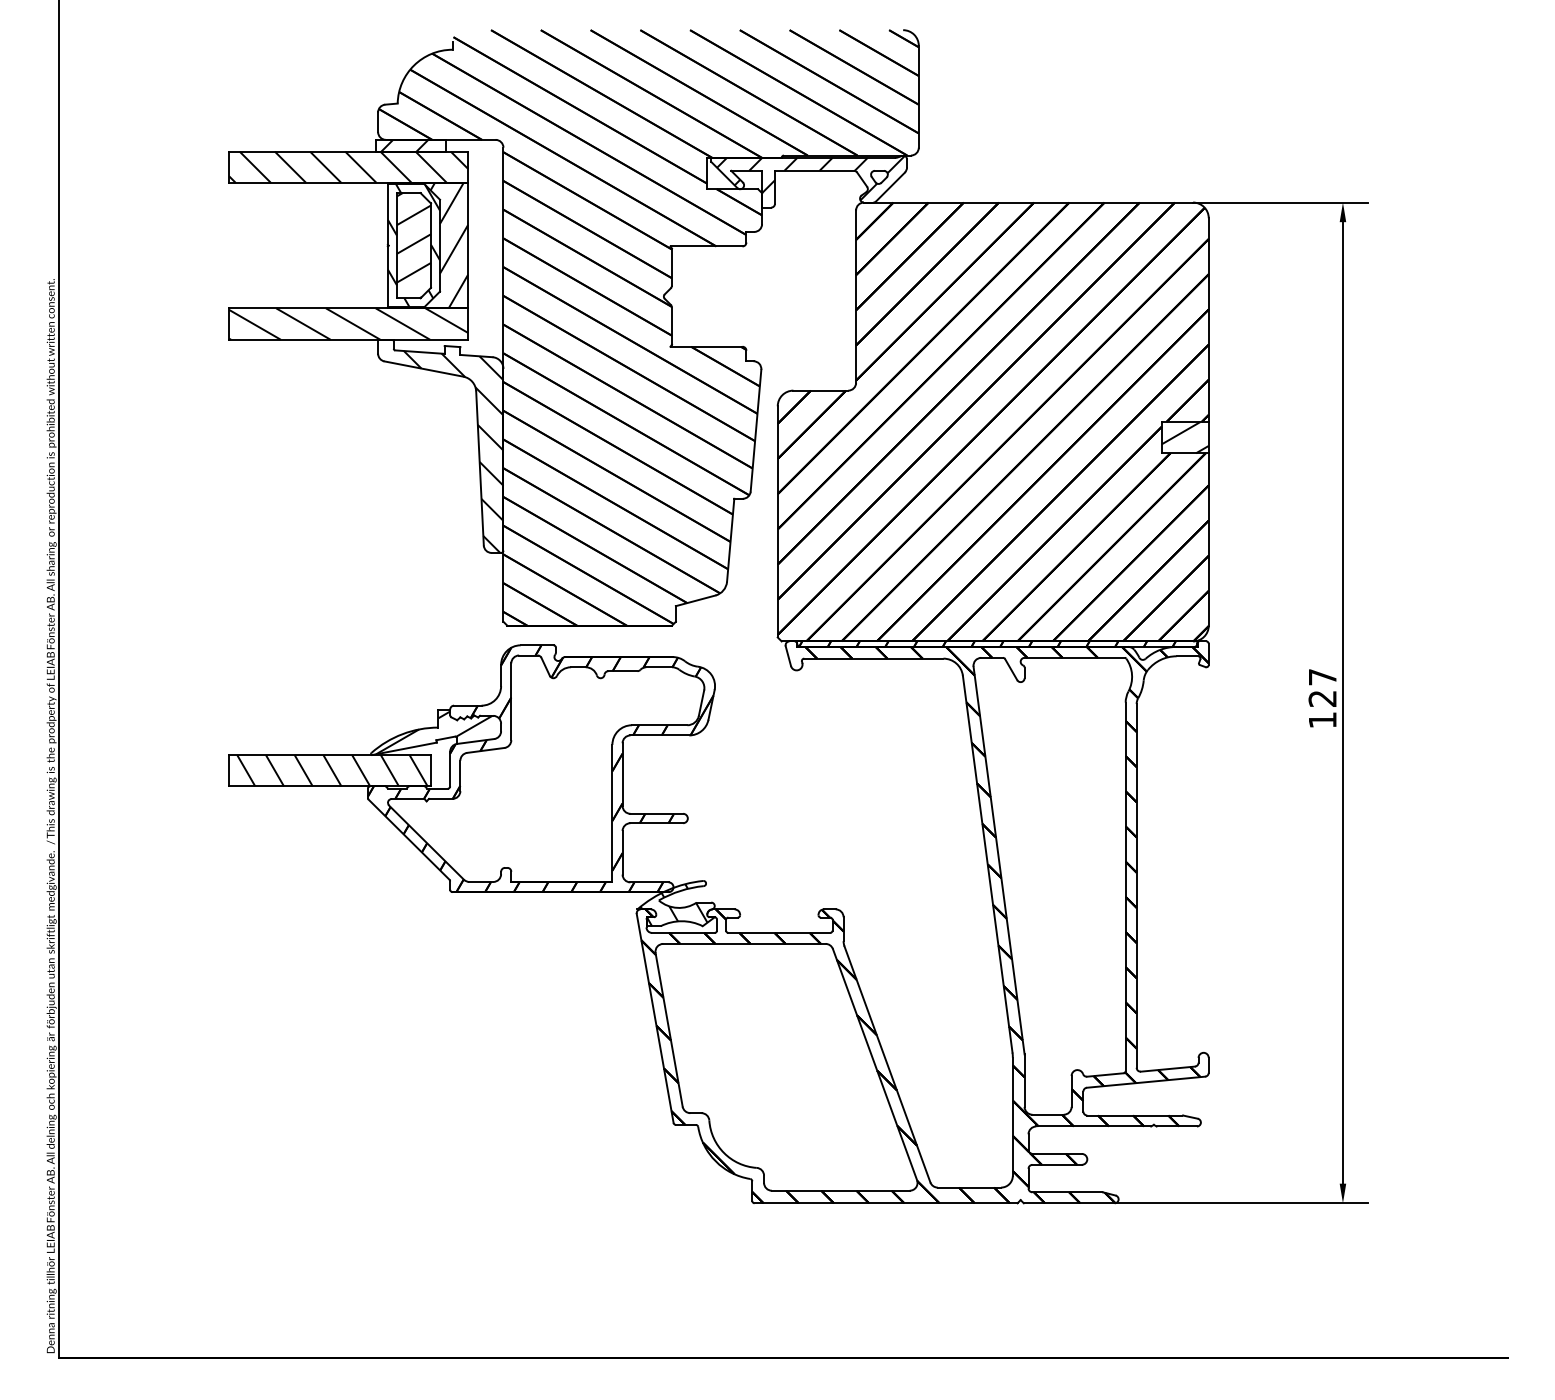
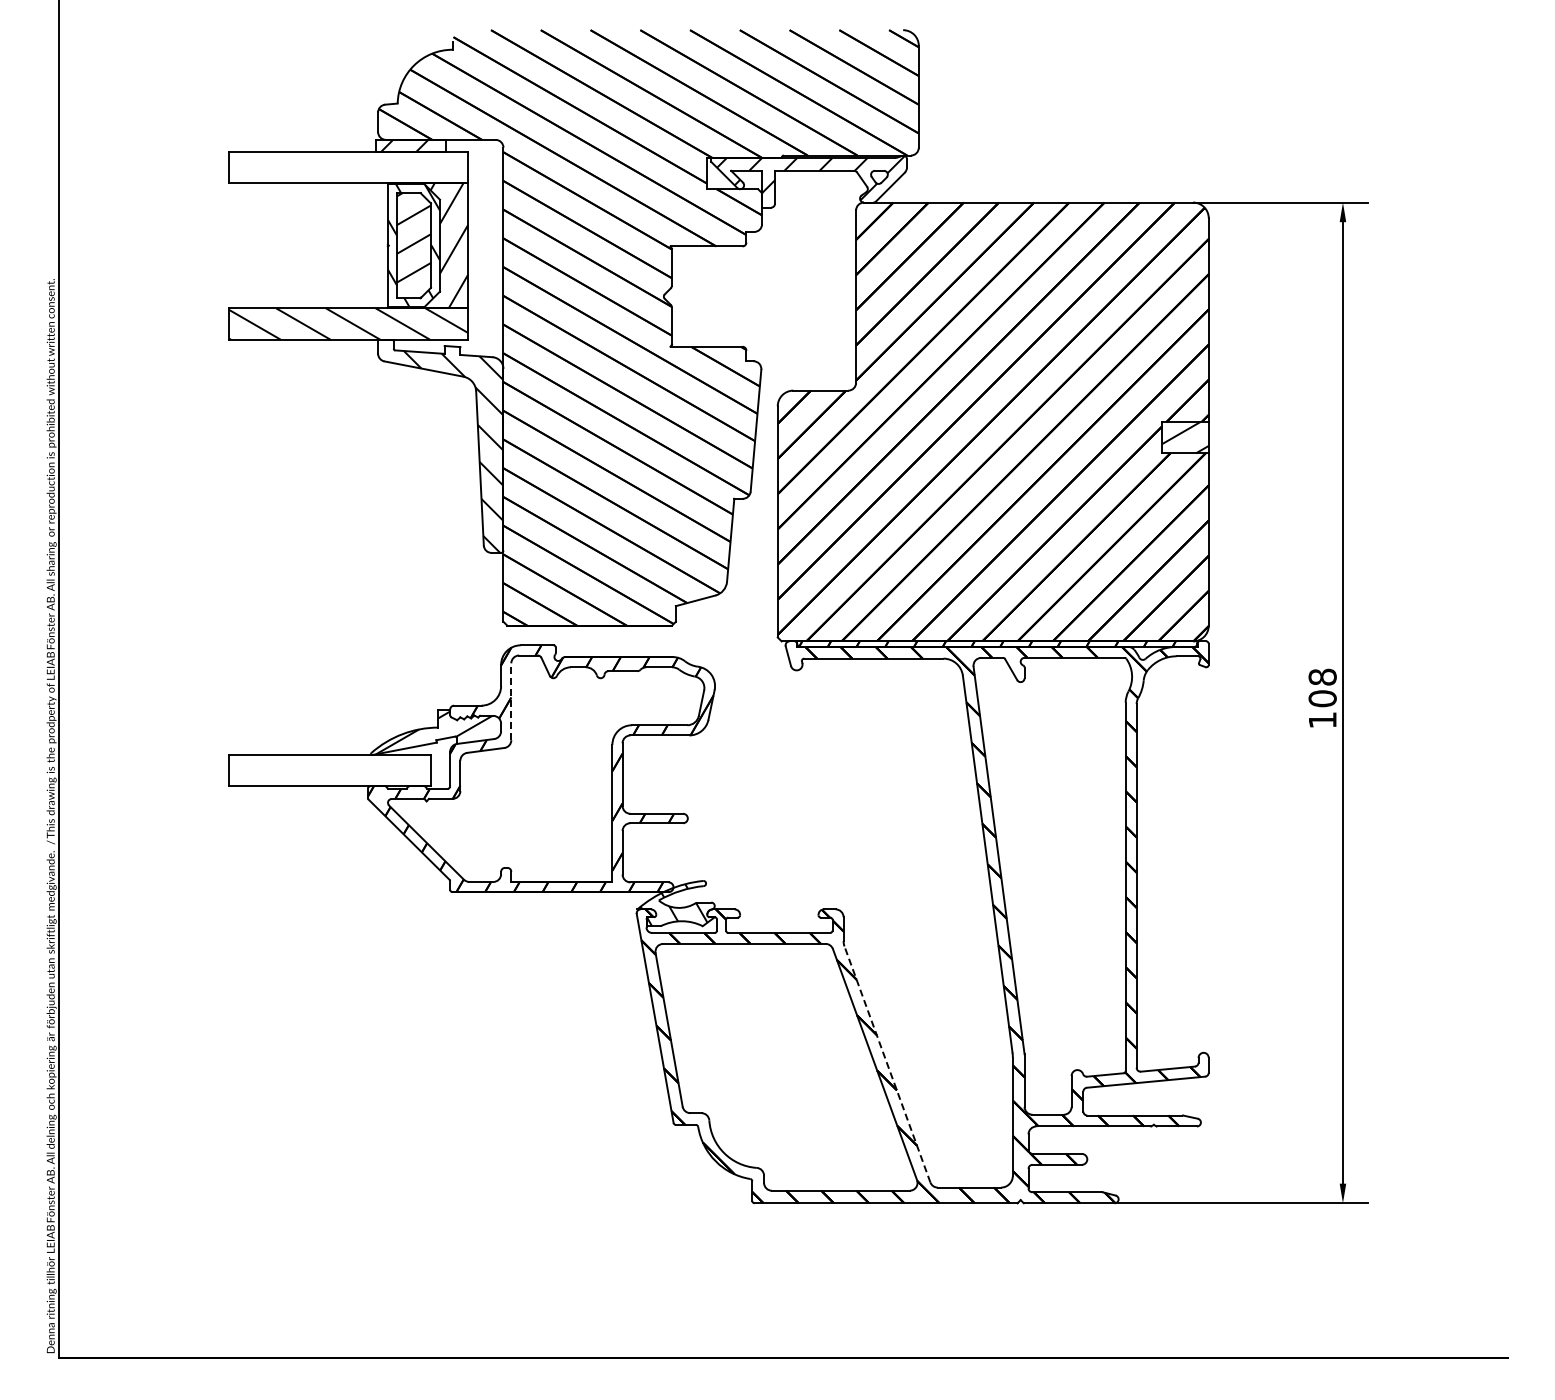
hatch: present -> none (348, 166)
text: 127 -> 108 (1322, 687)
line: solid -> dashed (511, 701)
hatch: present -> none (332, 770)
line: solid -> dashed (887, 1064)
